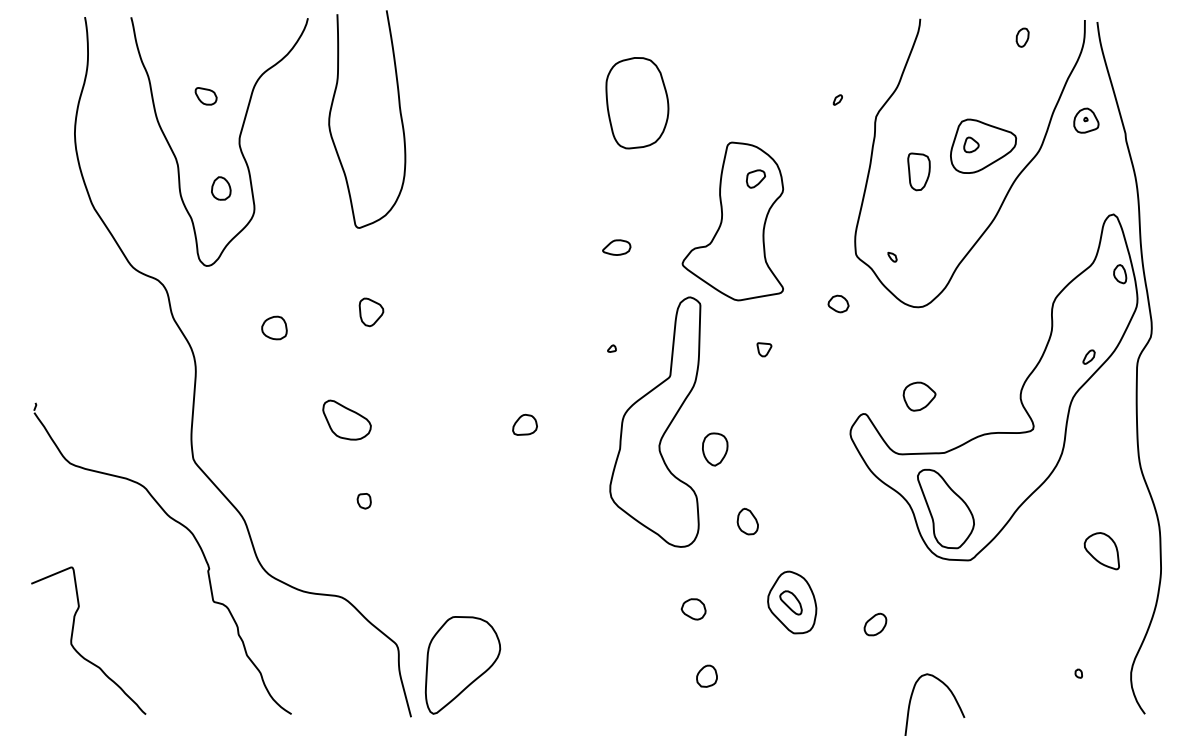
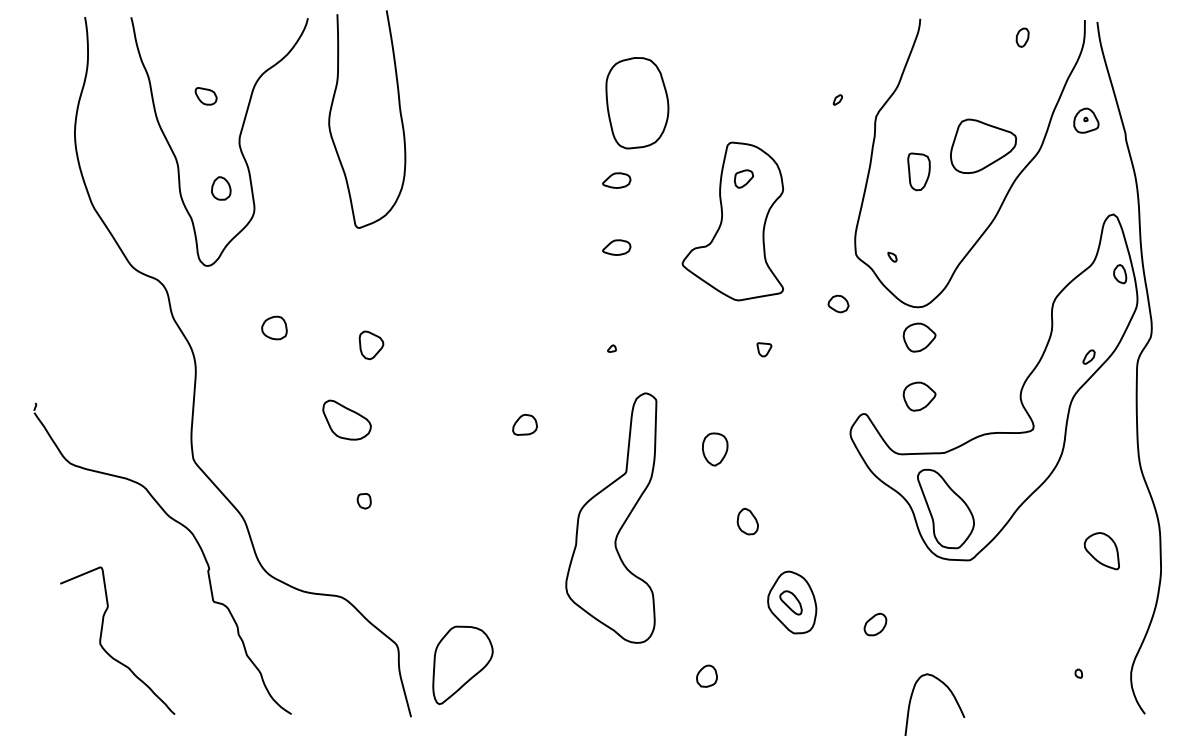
part: present -> none (971, 144)
part position: (755, 178) -> (743, 178) (743, 178)
part: none -> present (616, 180)
part position: (371, 312) -> (371, 345) (371, 345)
part: none -> present (919, 337)
part position: (655, 421) -> (611, 517) (611, 517)
part: present -> none (693, 609)
curve position: (77, 650) -> (106, 650) (106, 650)
part size: 78x99 px -> 62x81 px (462, 665)
